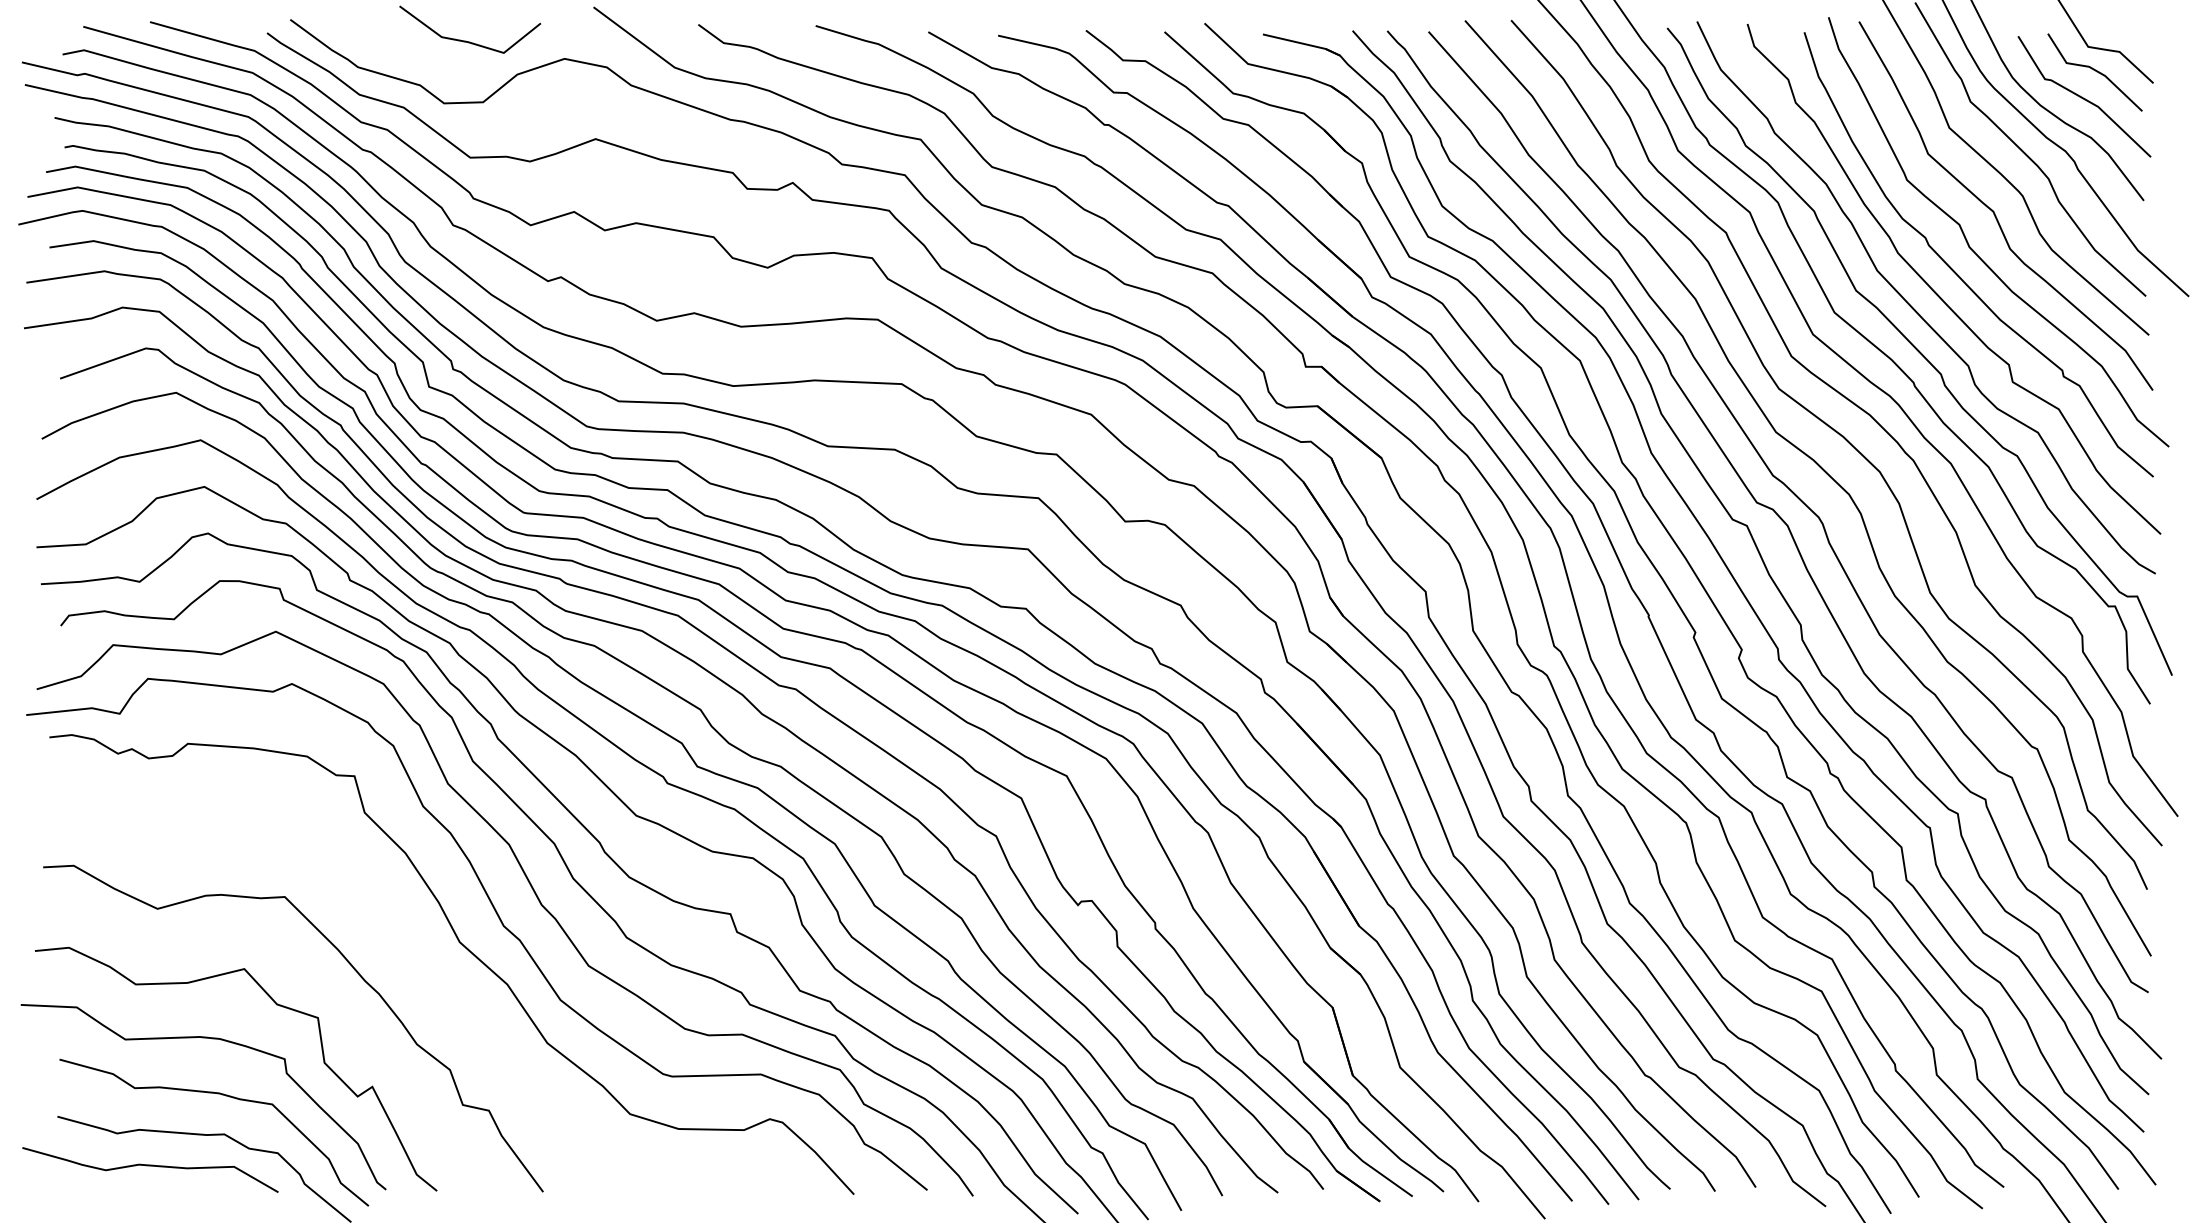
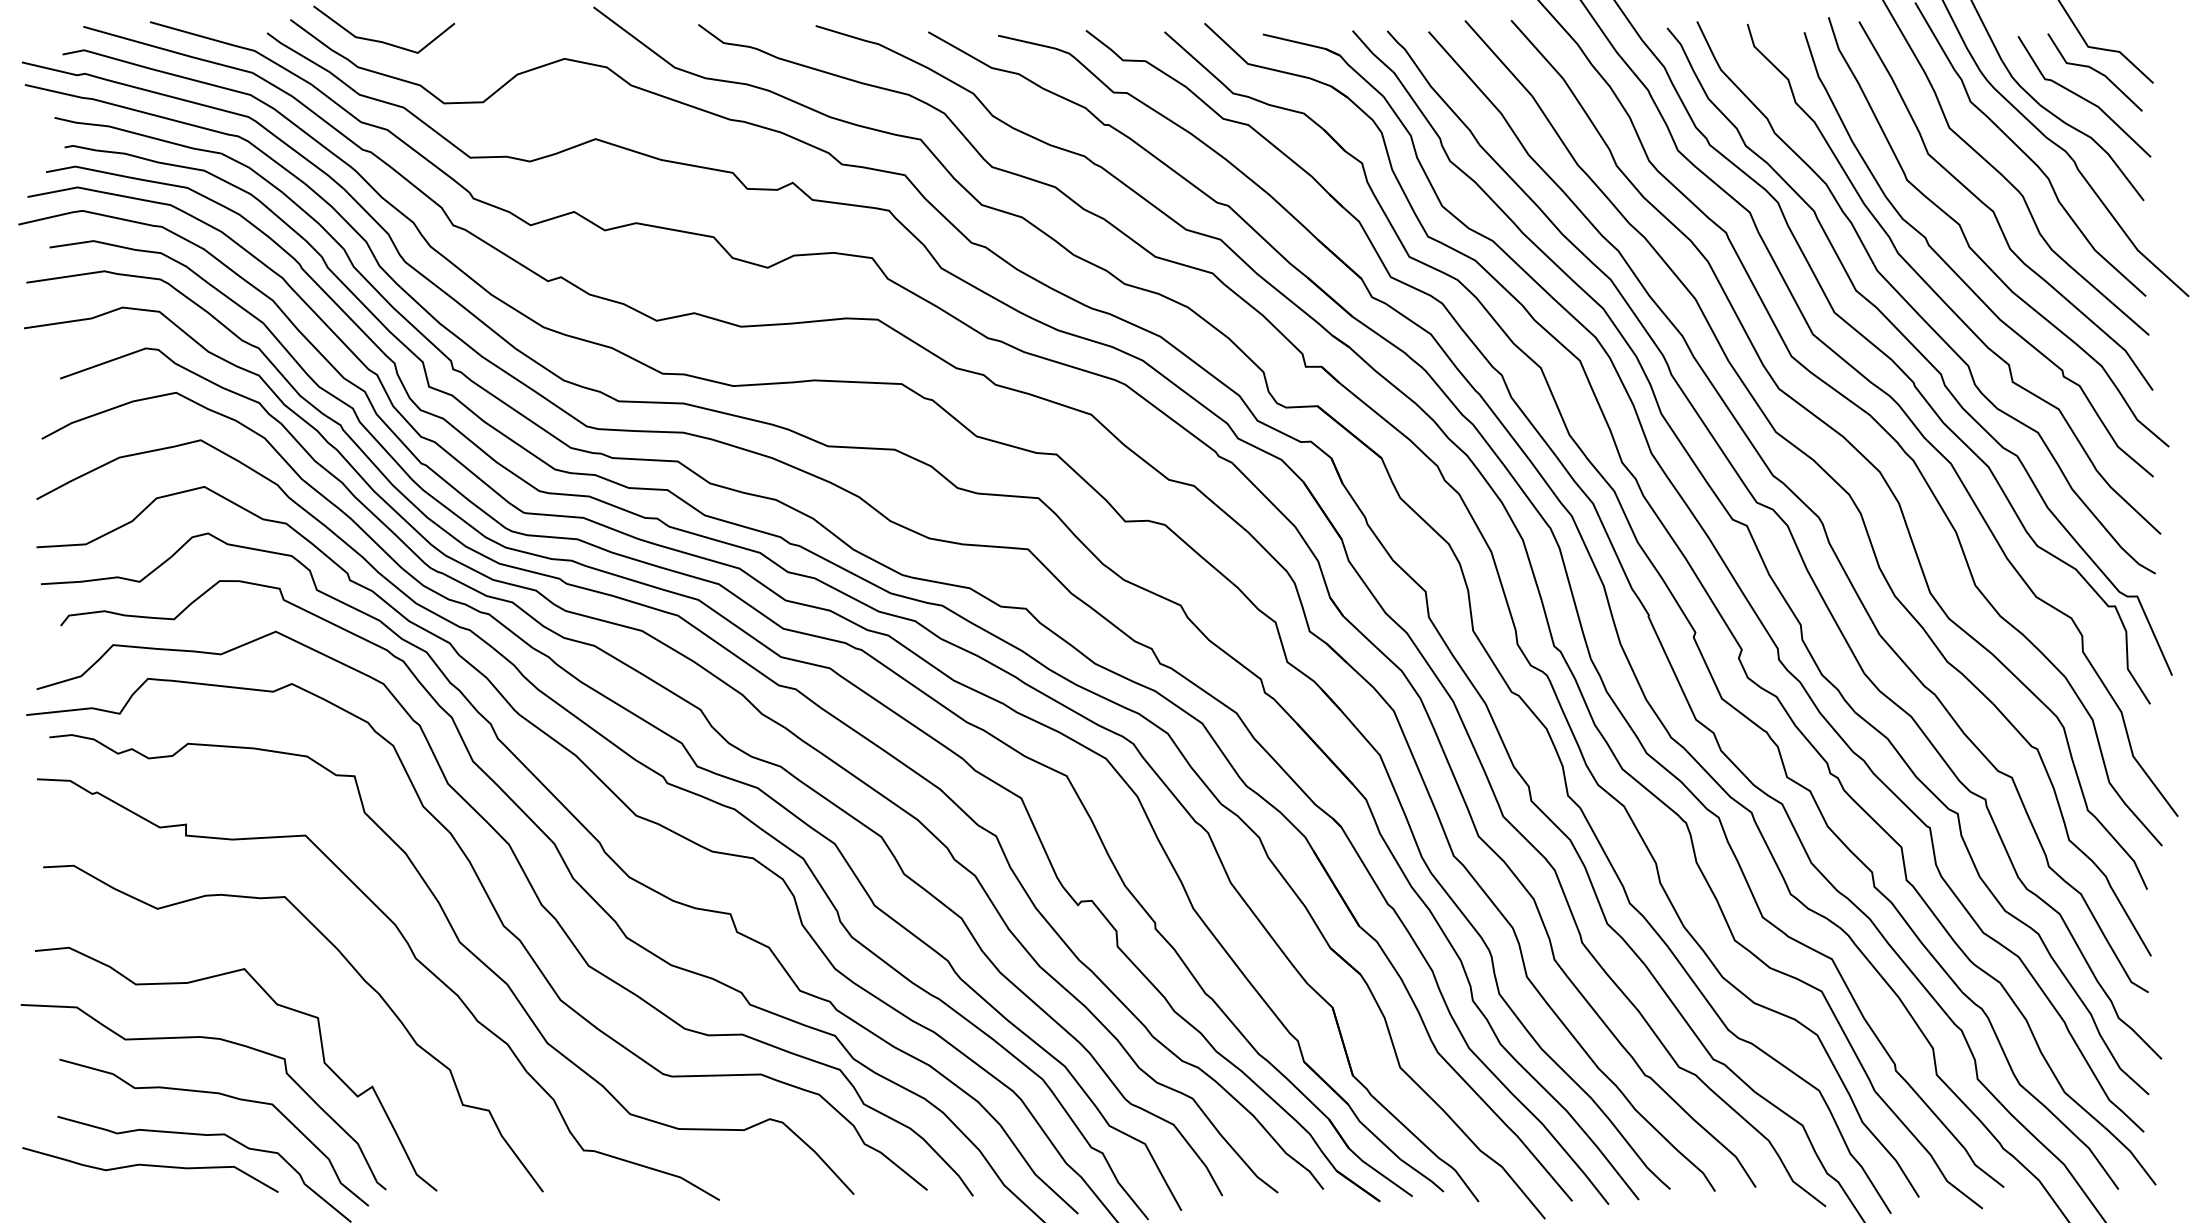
line position: (470, 41) -> (384, 41) (384, 41)
curve: none -> present (414, 958)
